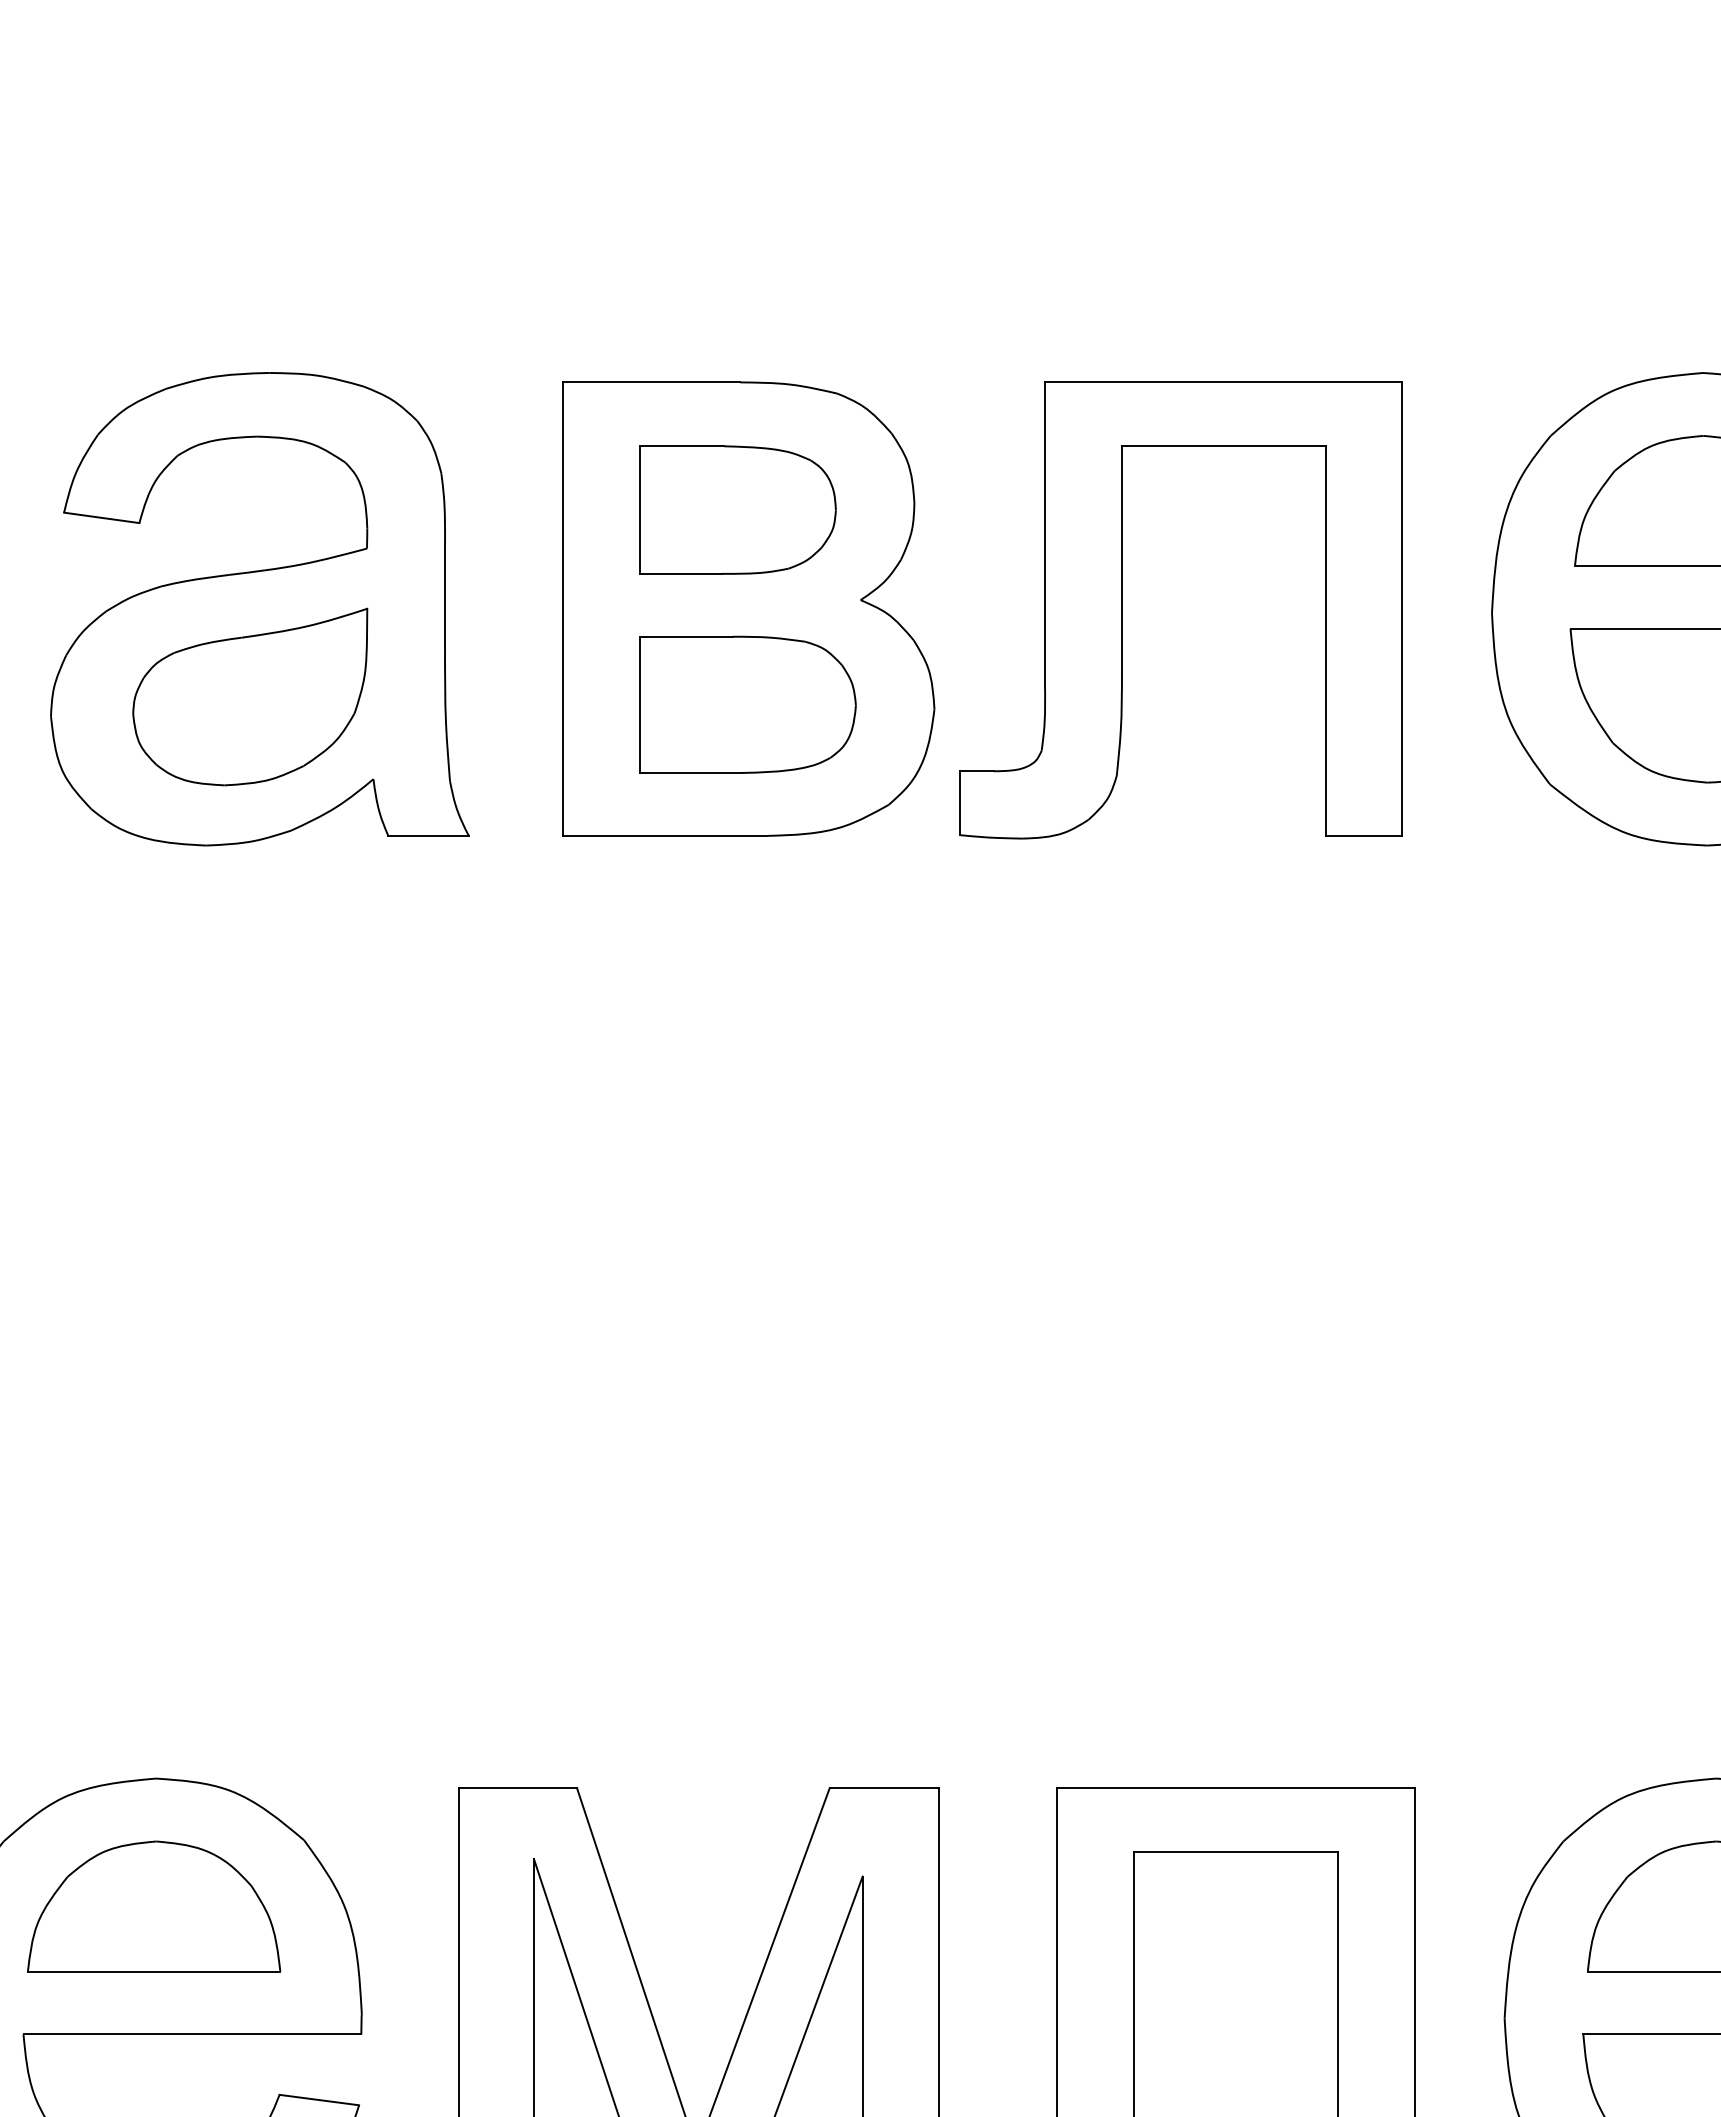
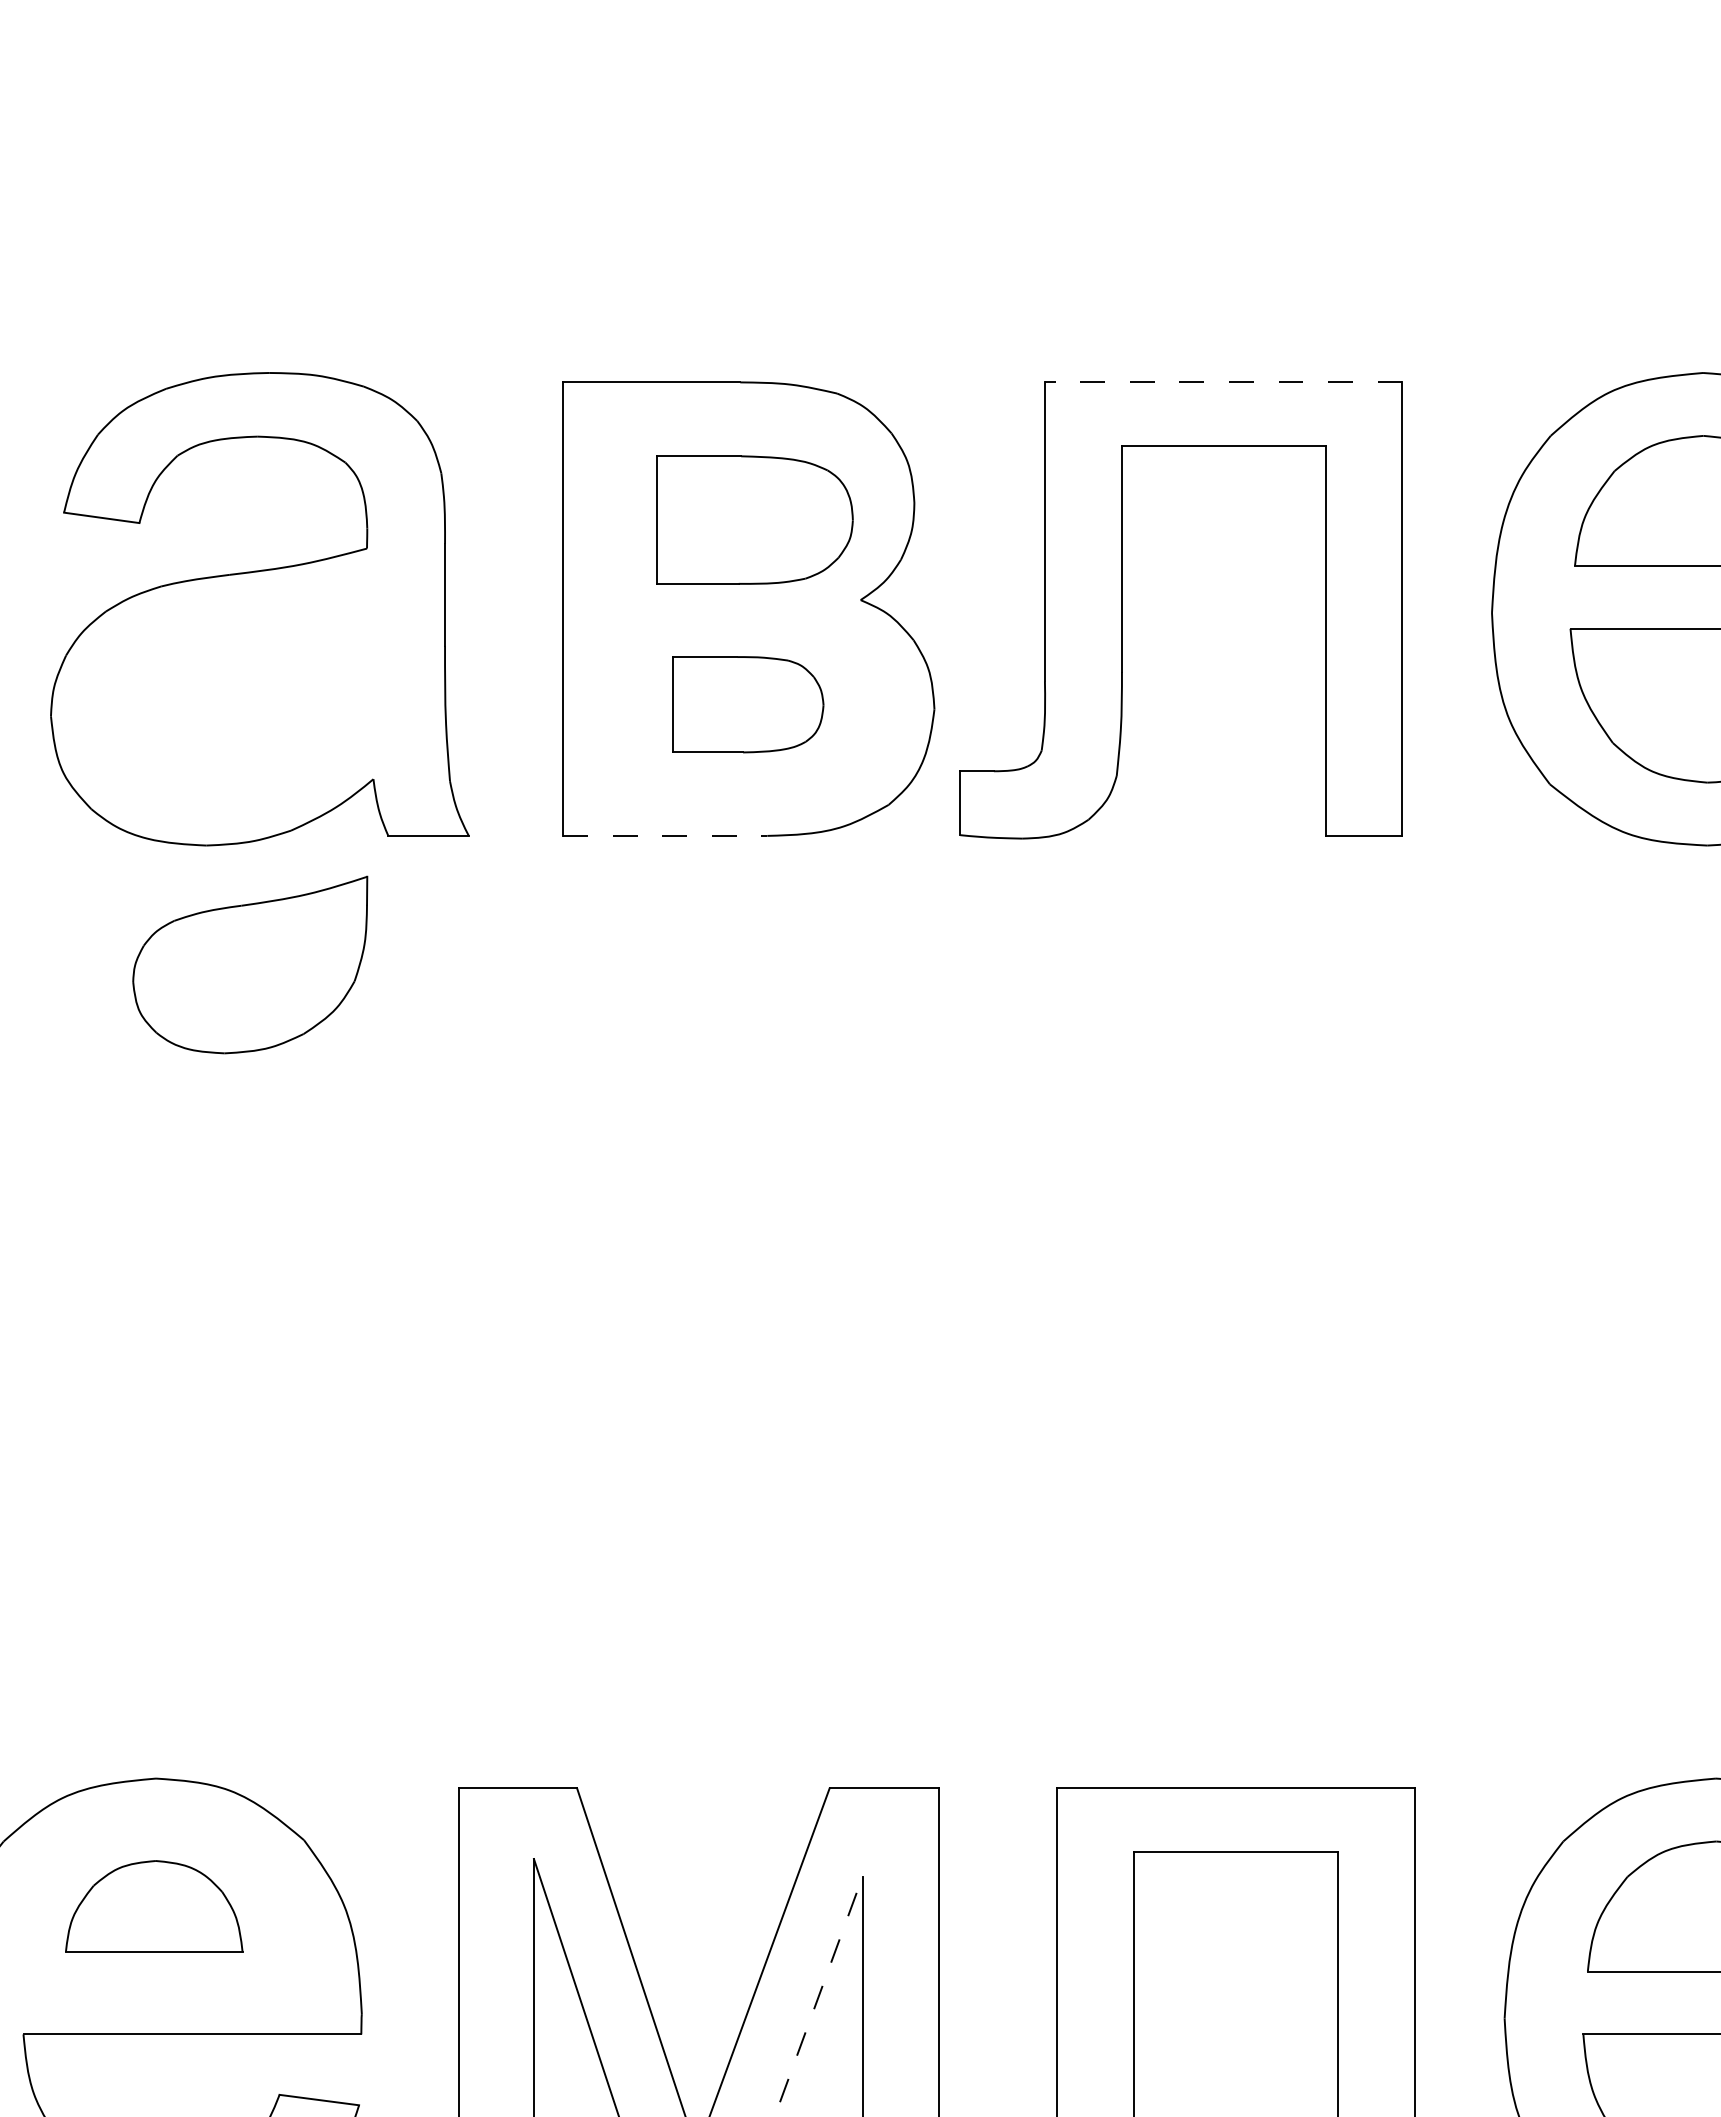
line: solid -> dashed (1223, 382)
part position: (737, 509) -> (754, 519) (754, 519)
part position: (250, 696) -> (250, 964) (250, 964)
part size: 218x139 px -> 153x98 px (748, 704)
line: solid -> dashed (665, 835)
part size: 255x133 px -> 179x93 px (154, 1906)
line: solid -> dashed (818, 1996)
